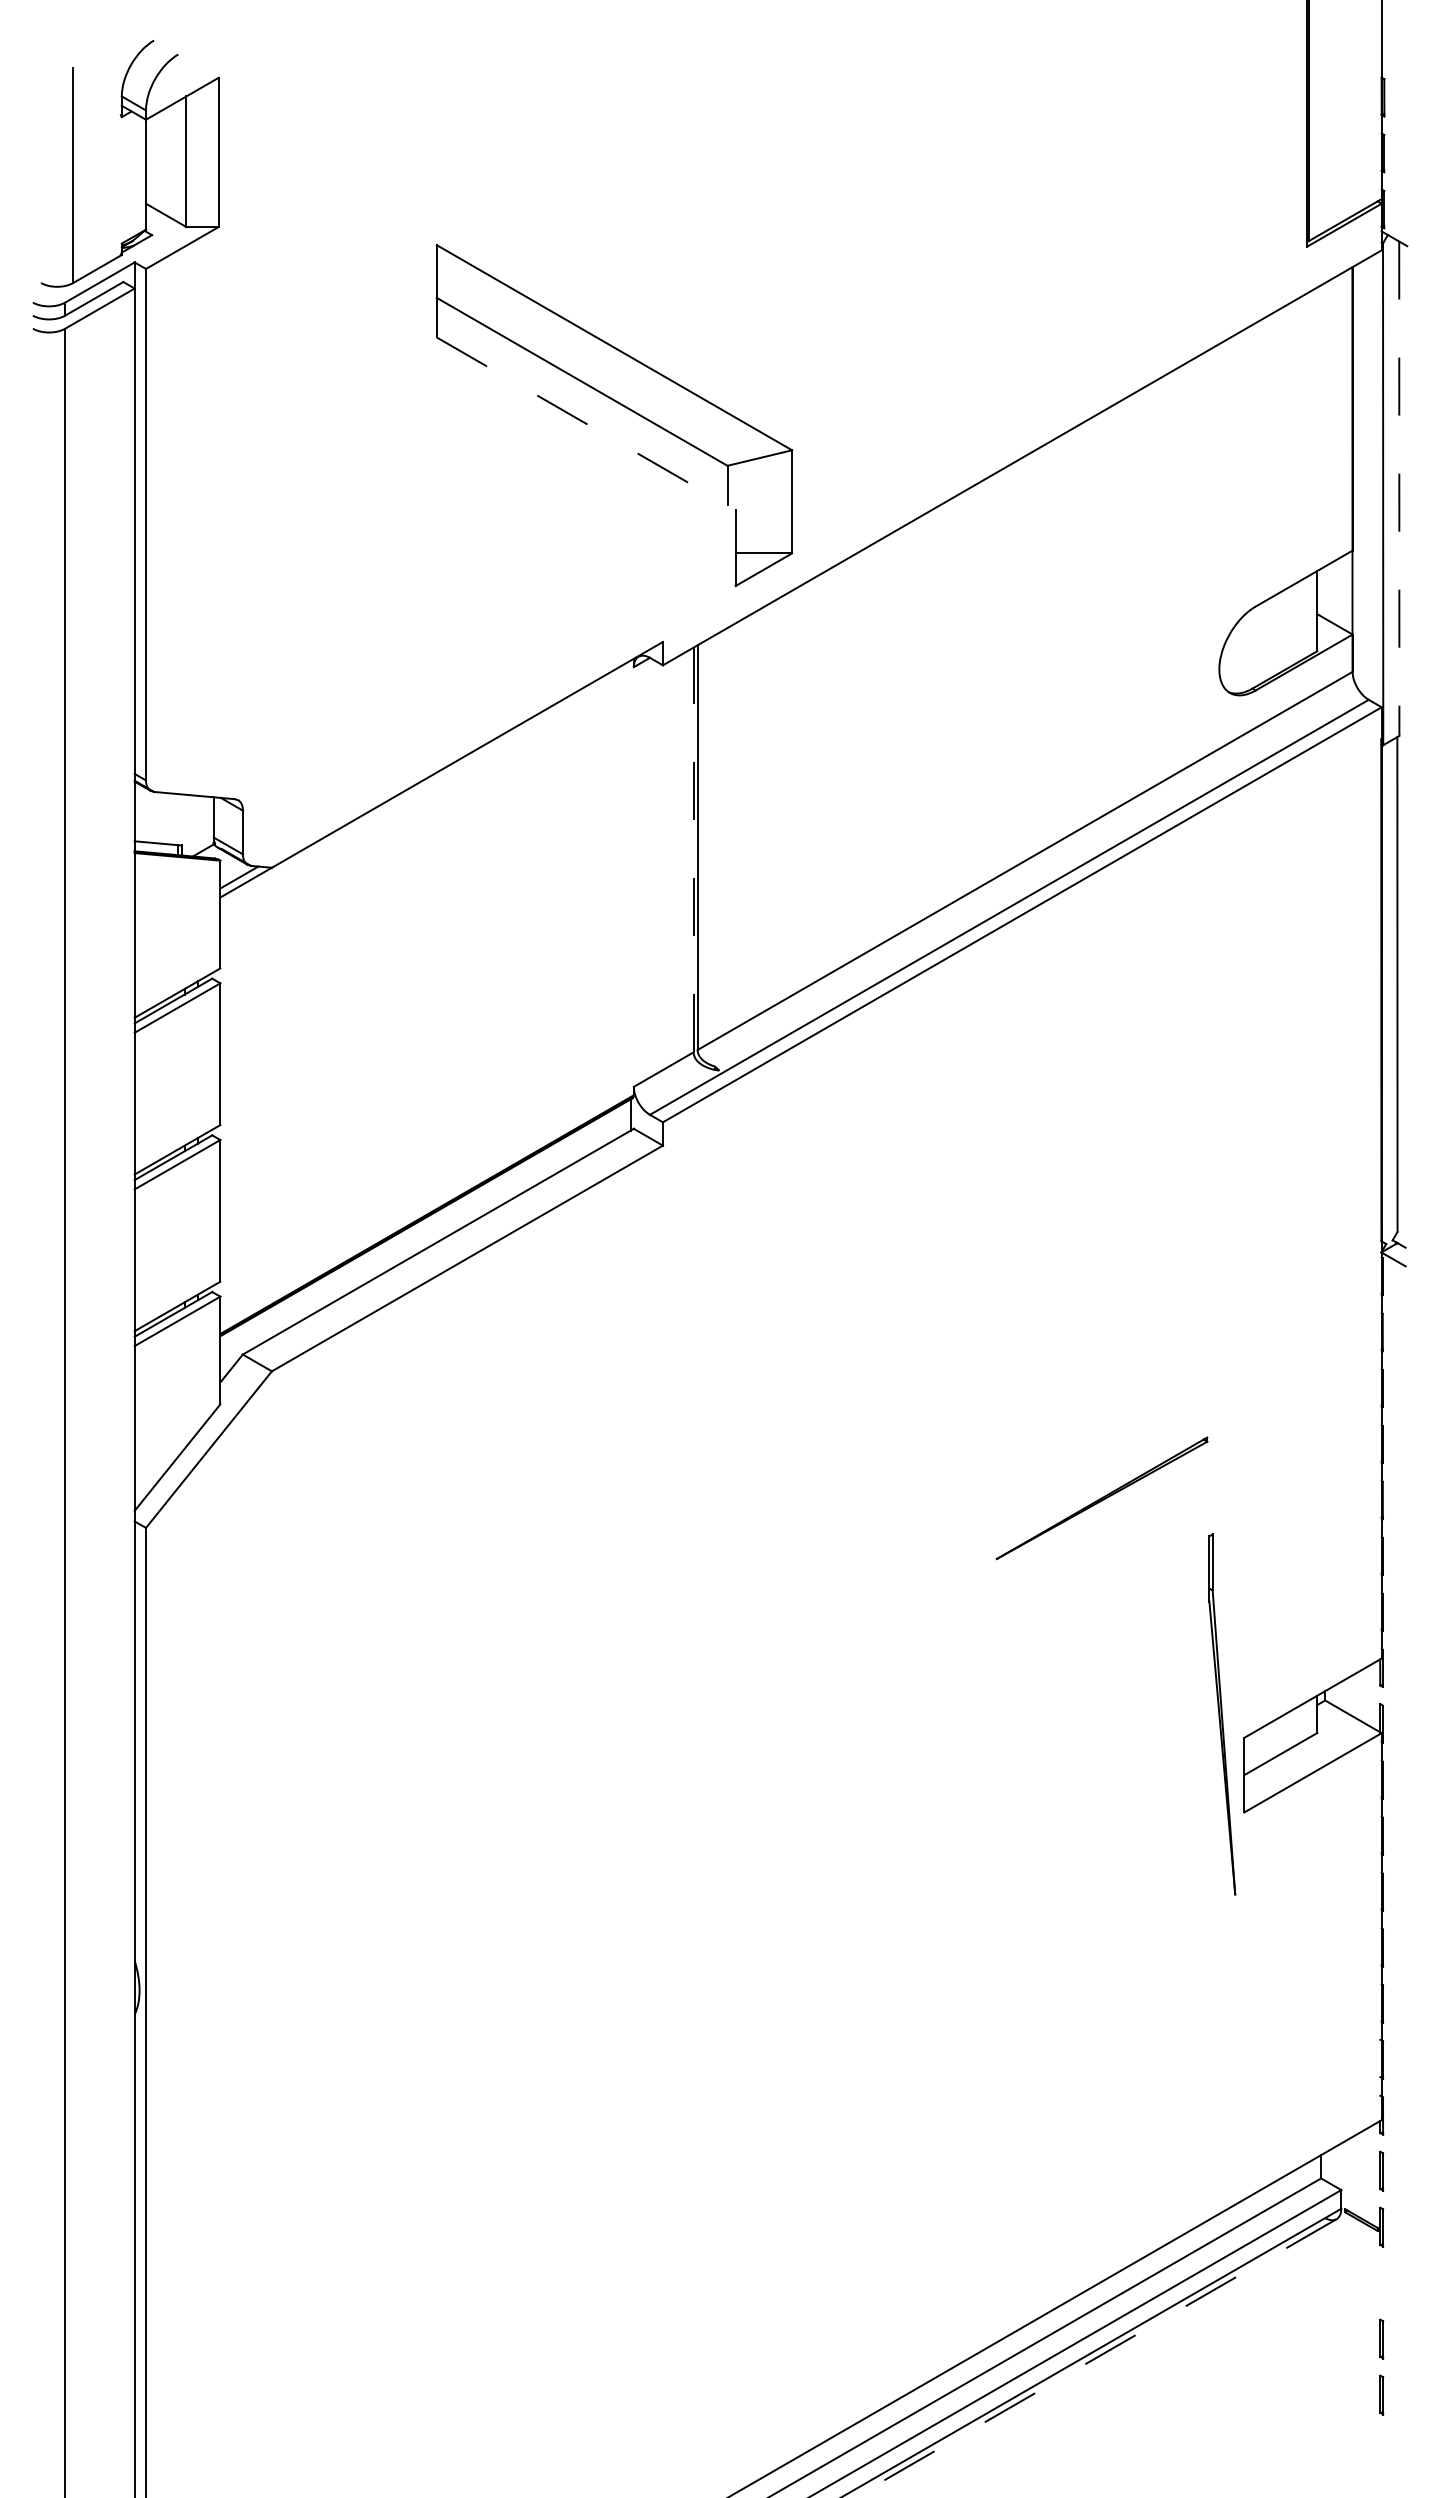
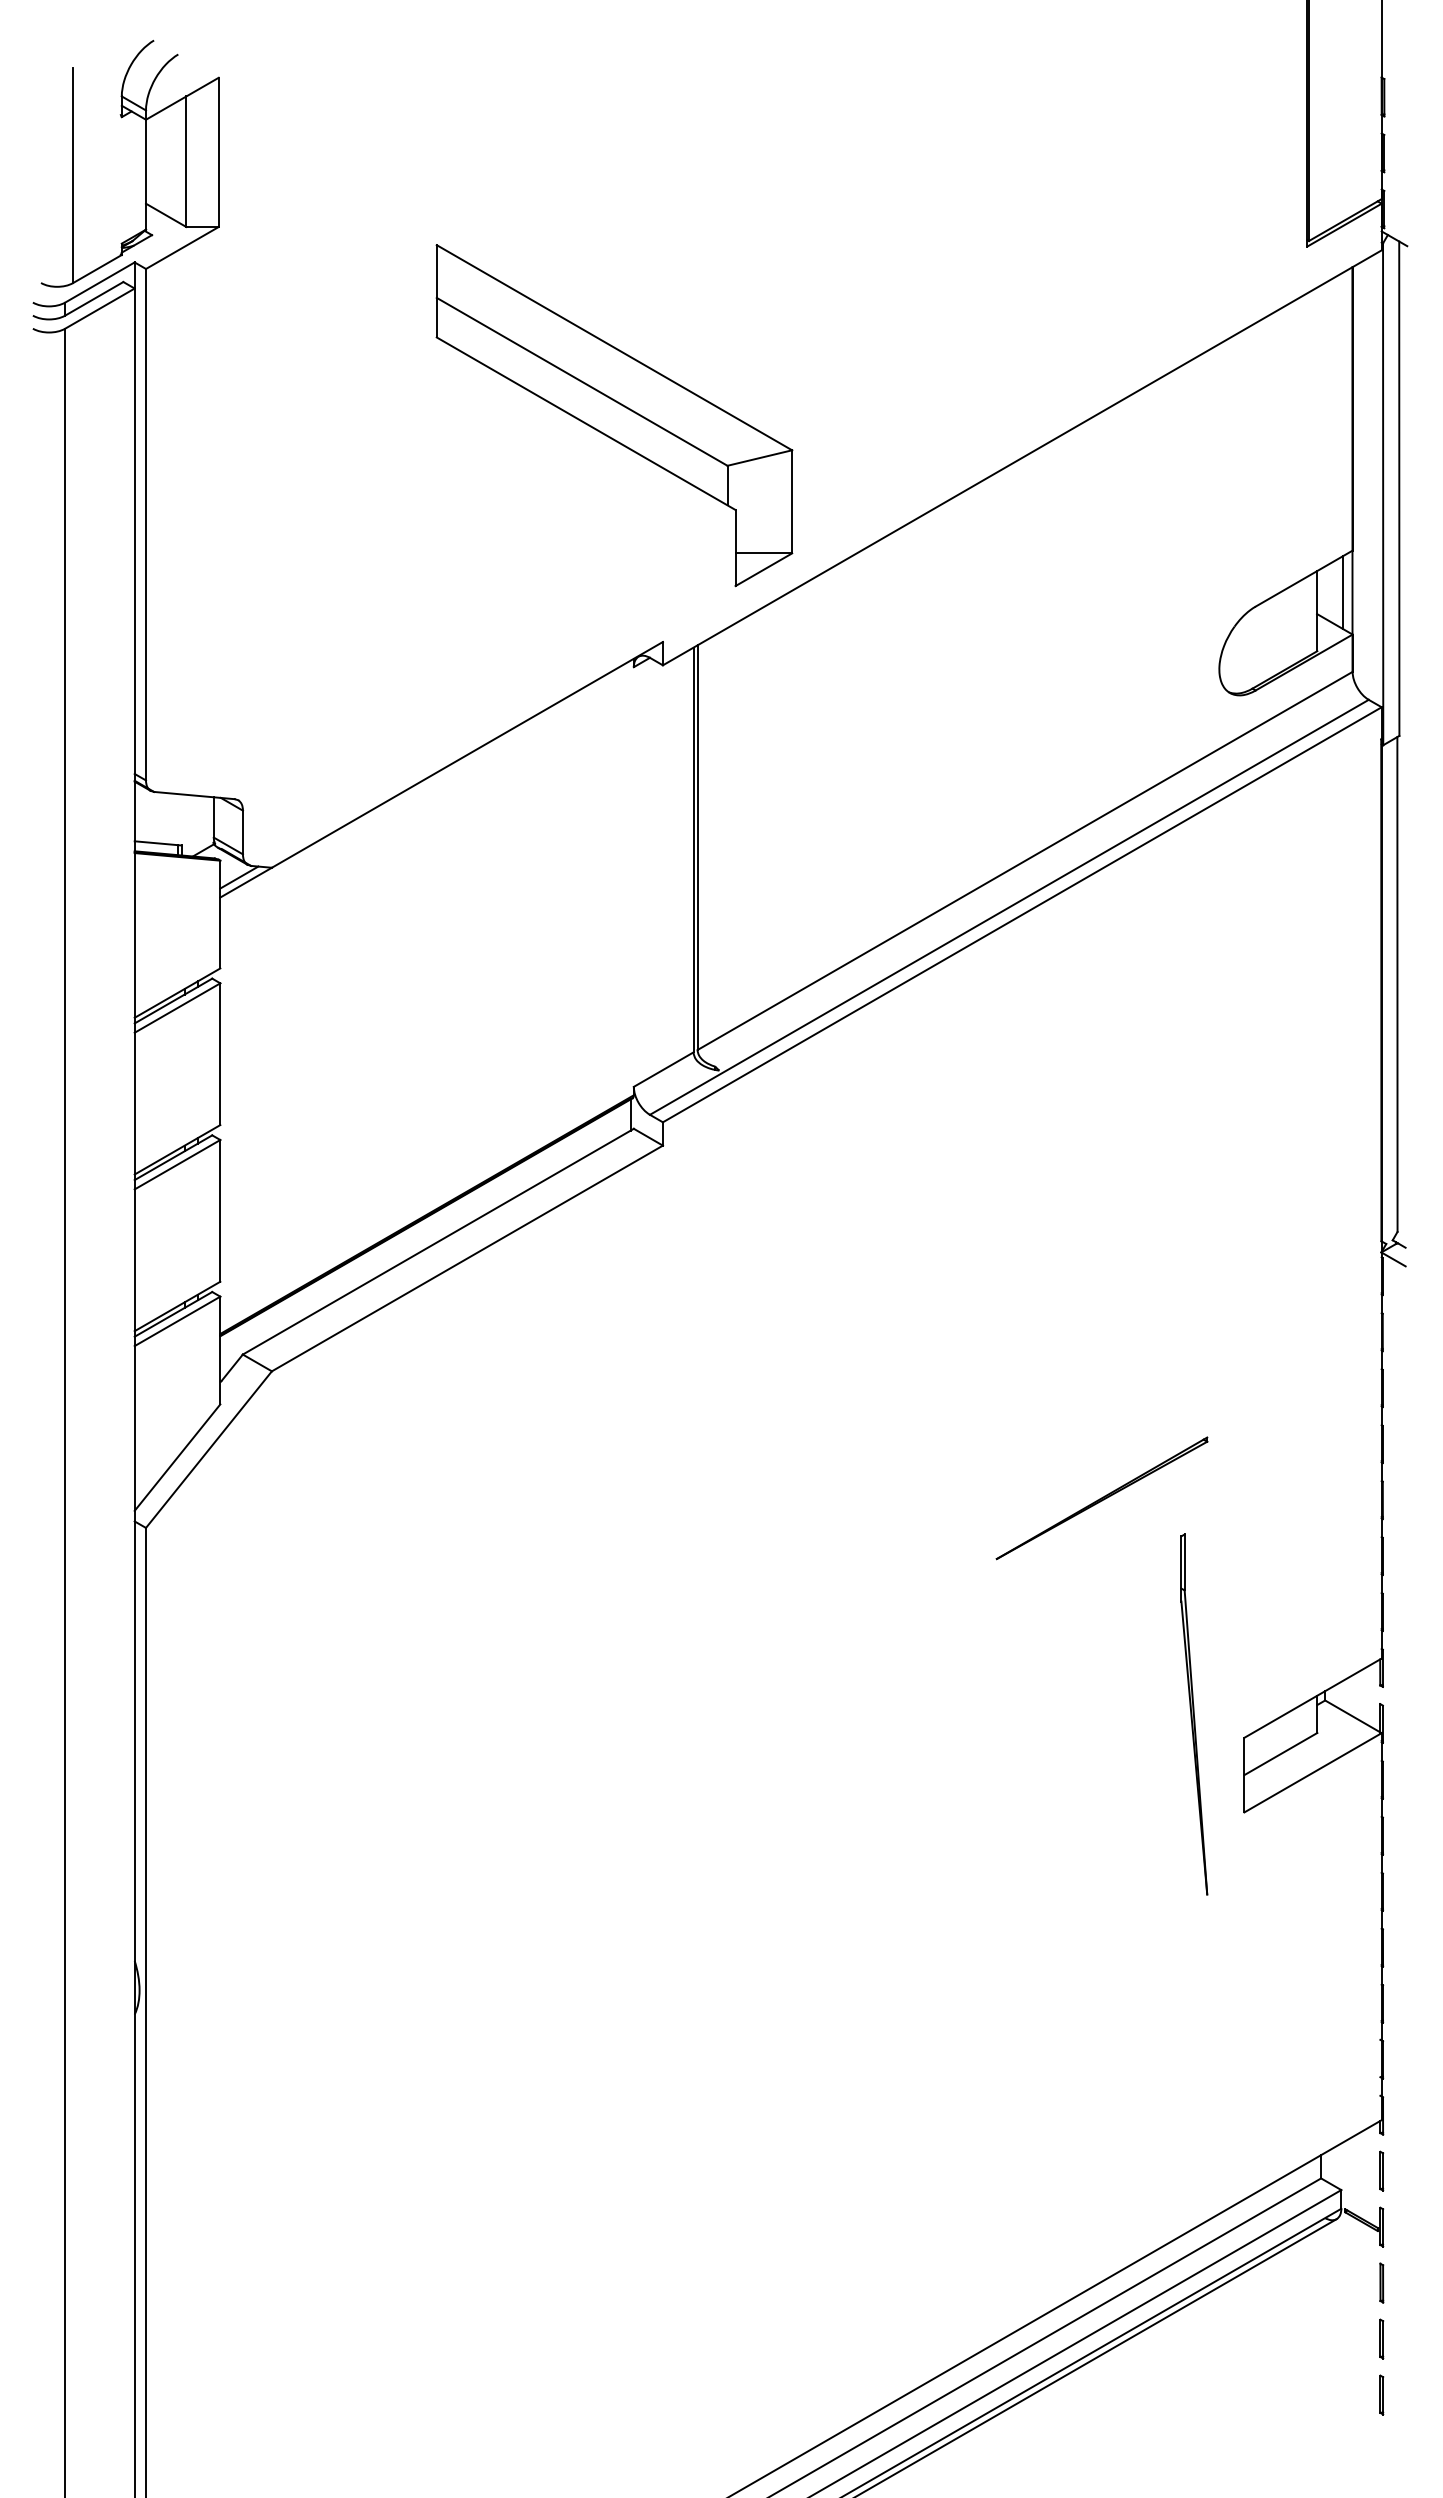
line: dashed -> solid (586, 423)
line: dashed -> solid (1399, 489)
line: none -> present (1342, 592)
line: dashed -> solid (693, 849)
part position: (1222, 1714) -> (1194, 1714) (1194, 1714)
part: none -> present (1381, 2282)
line: dashed -> solid (1095, 2358)
